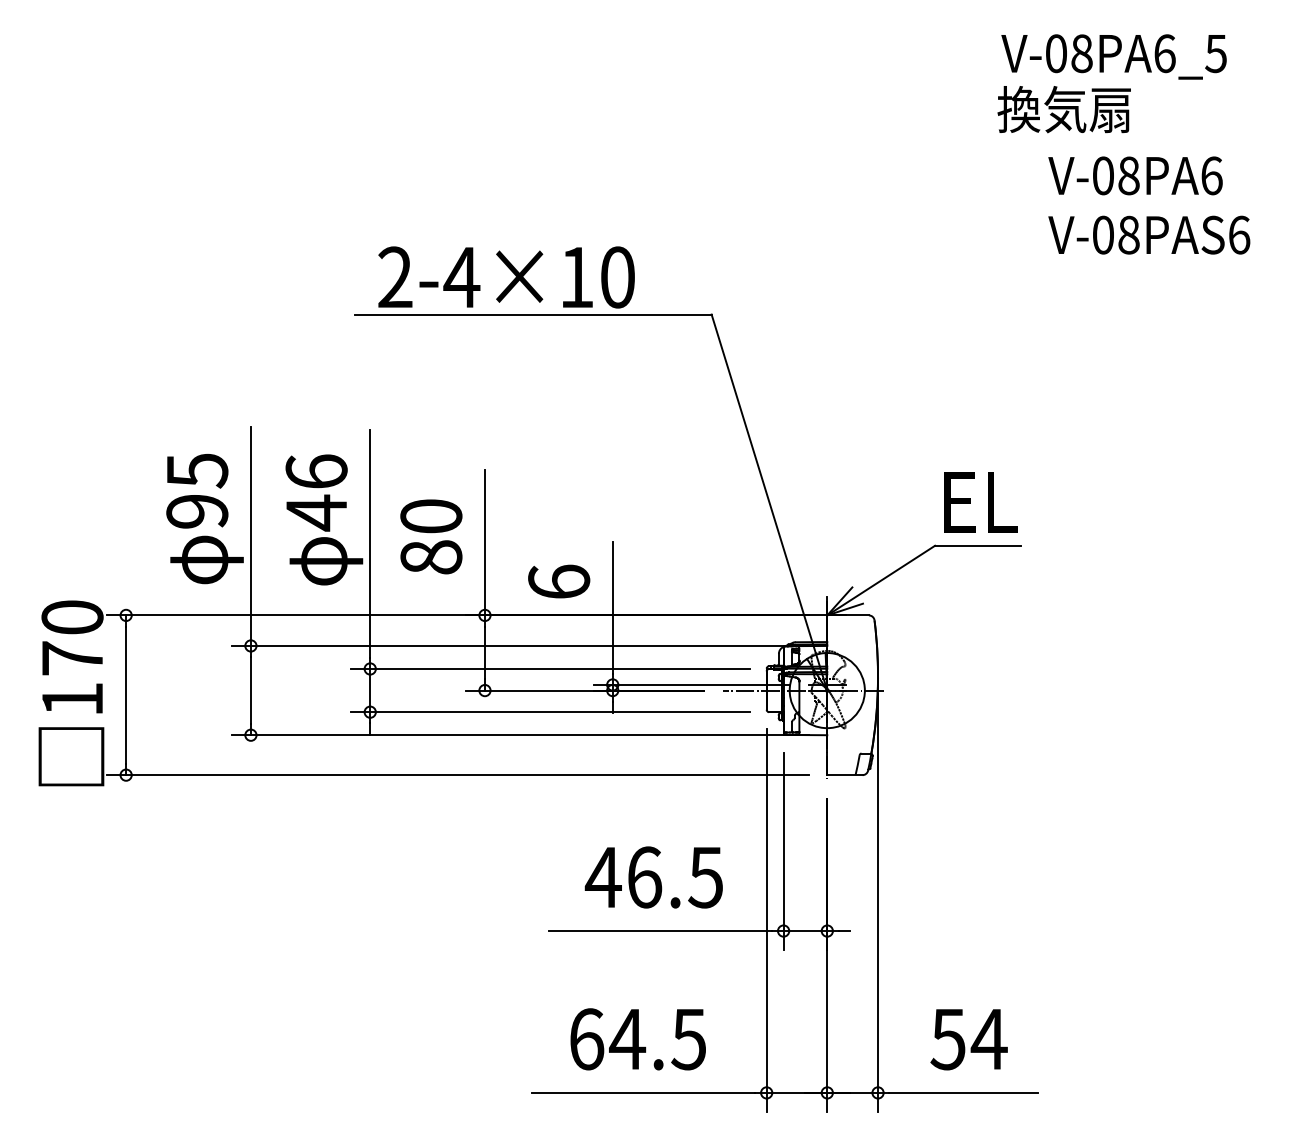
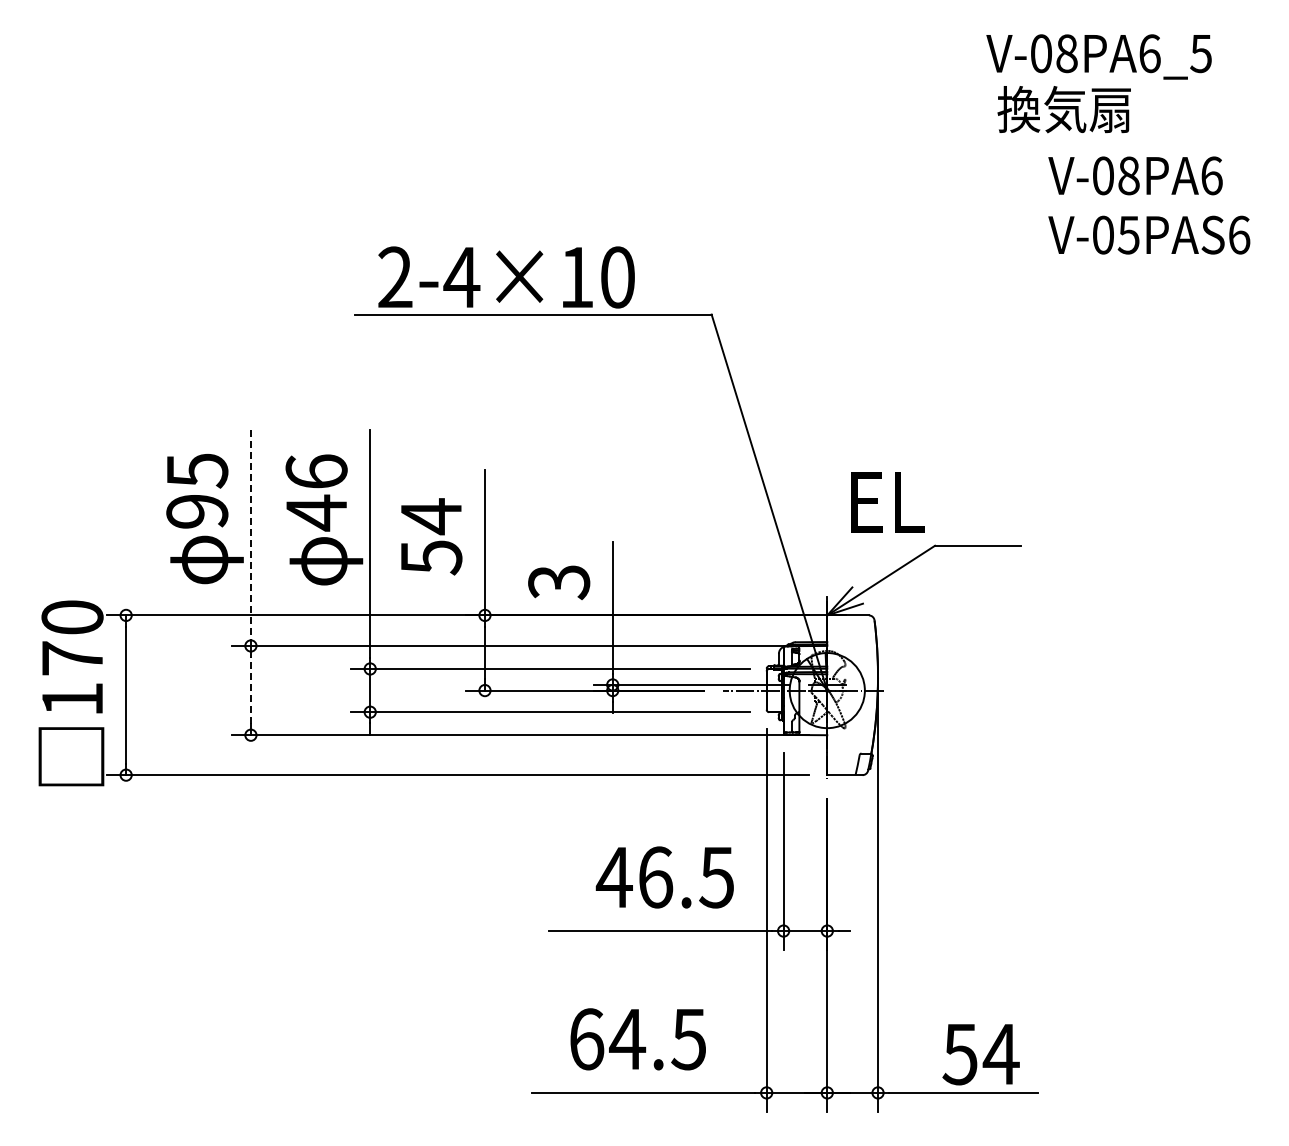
text position: (1113, 56) -> (1098, 56) (1098, 56)
text: V-08PAS6 -> V-05PAS6 (1128, 234)
text position: (980, 502) -> (887, 502) (887, 502)
line: solid -> dashed (250, 536)
text: 80 -> 54 (431, 536)
text: 6 -> 3 (559, 582)
line: solid -> dashed (250, 690)
text position: (653, 877) -> (664, 877) (664, 877)
text position: (968, 1039) -> (980, 1054) (980, 1054)
